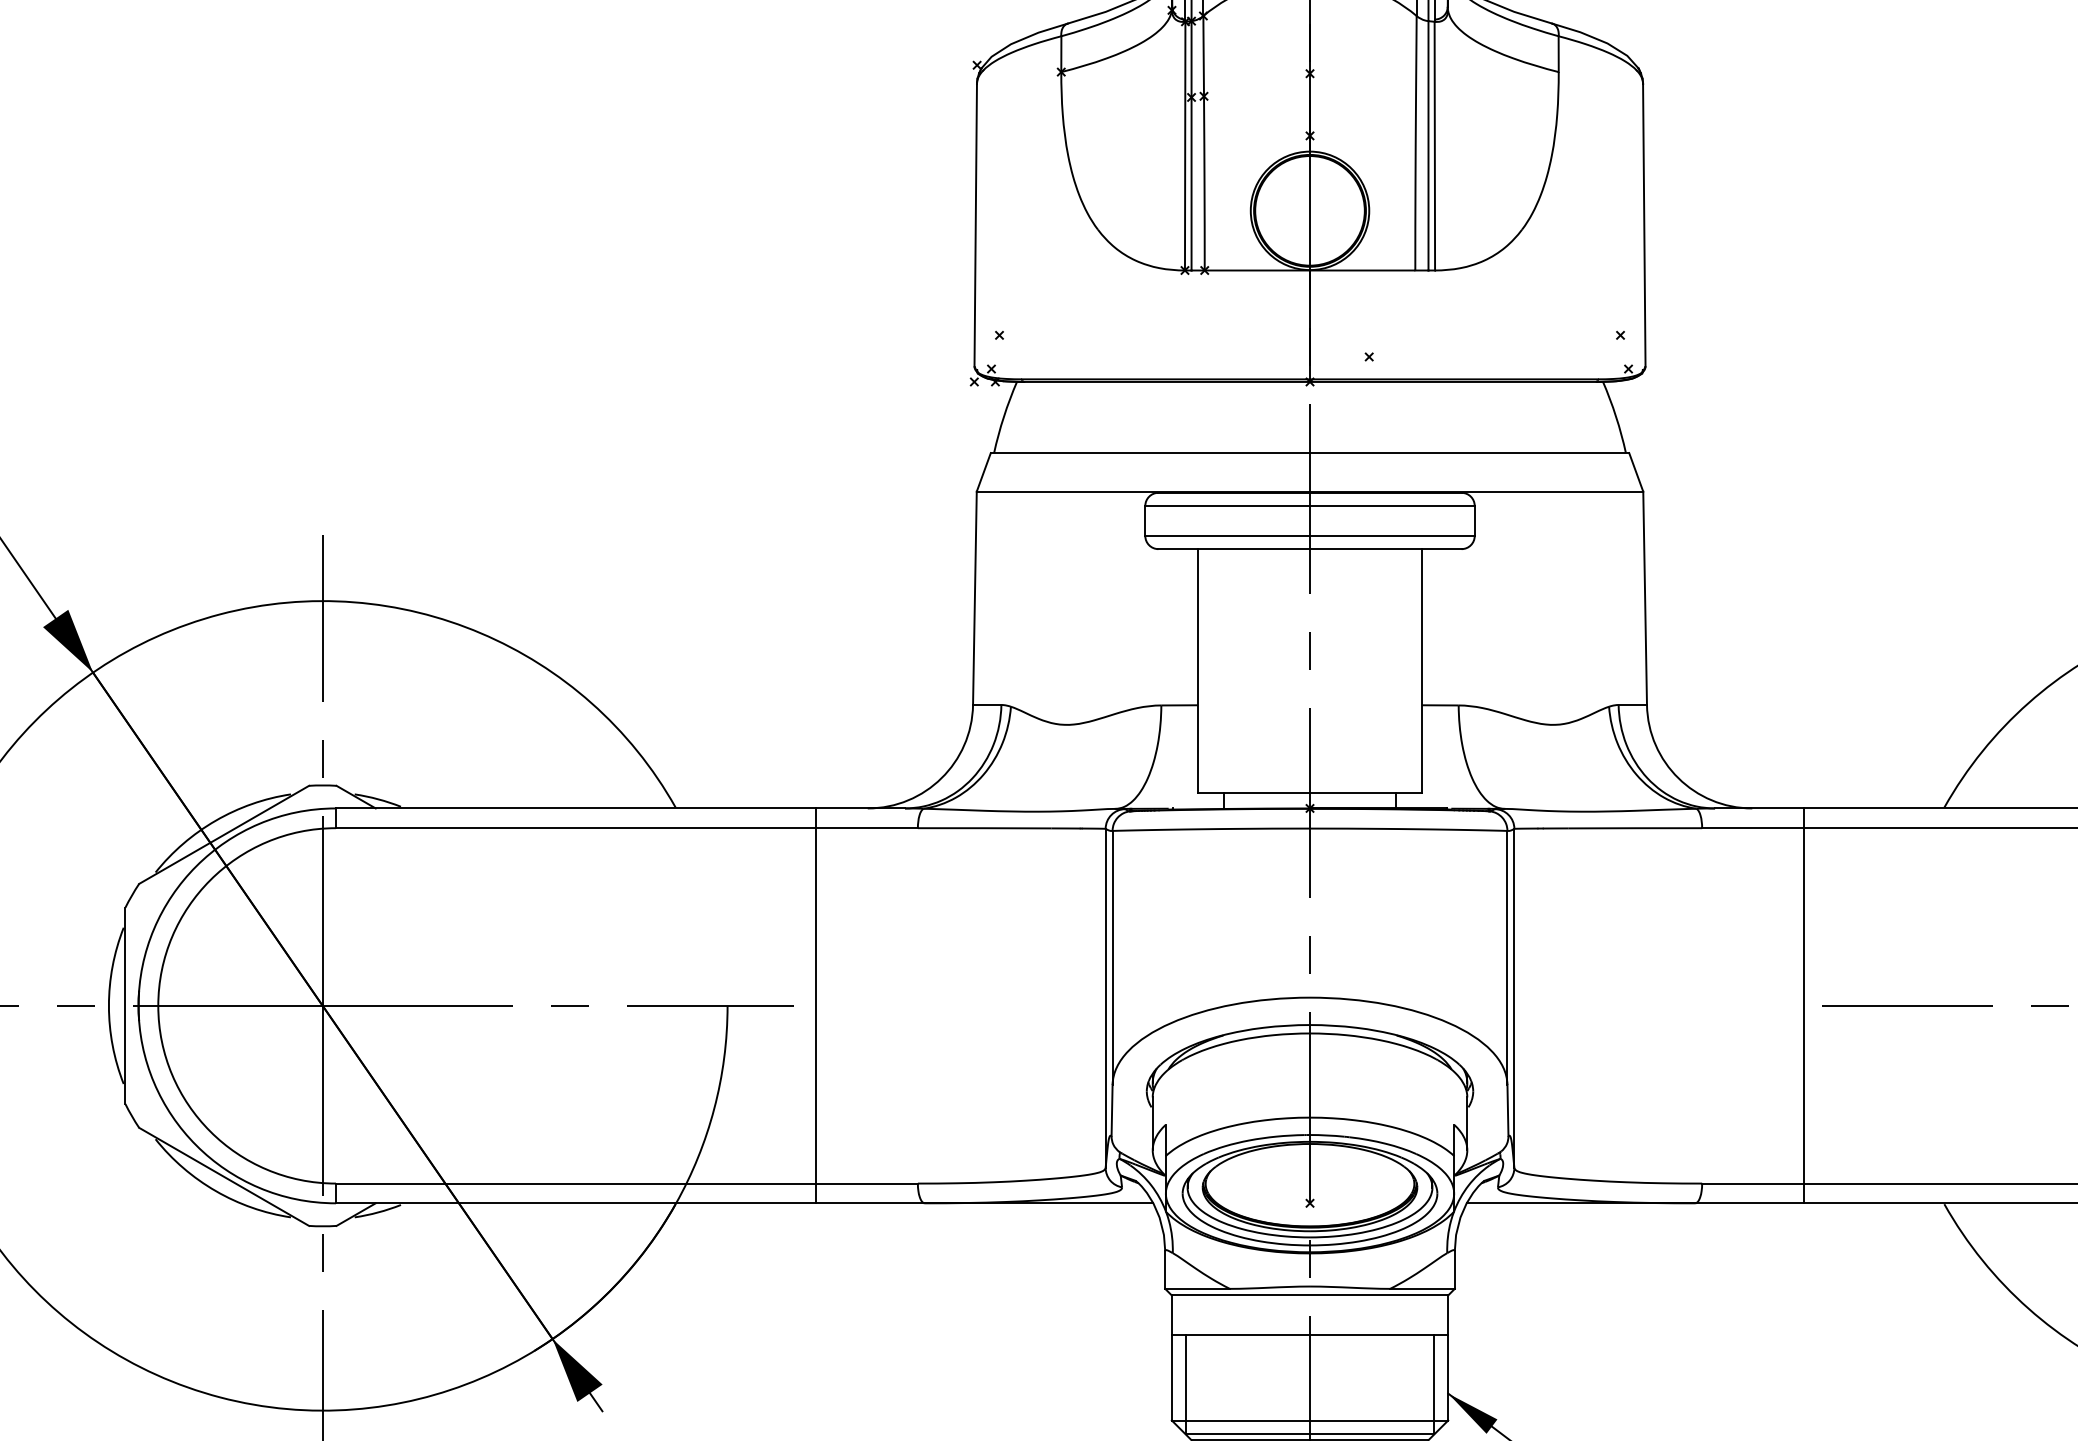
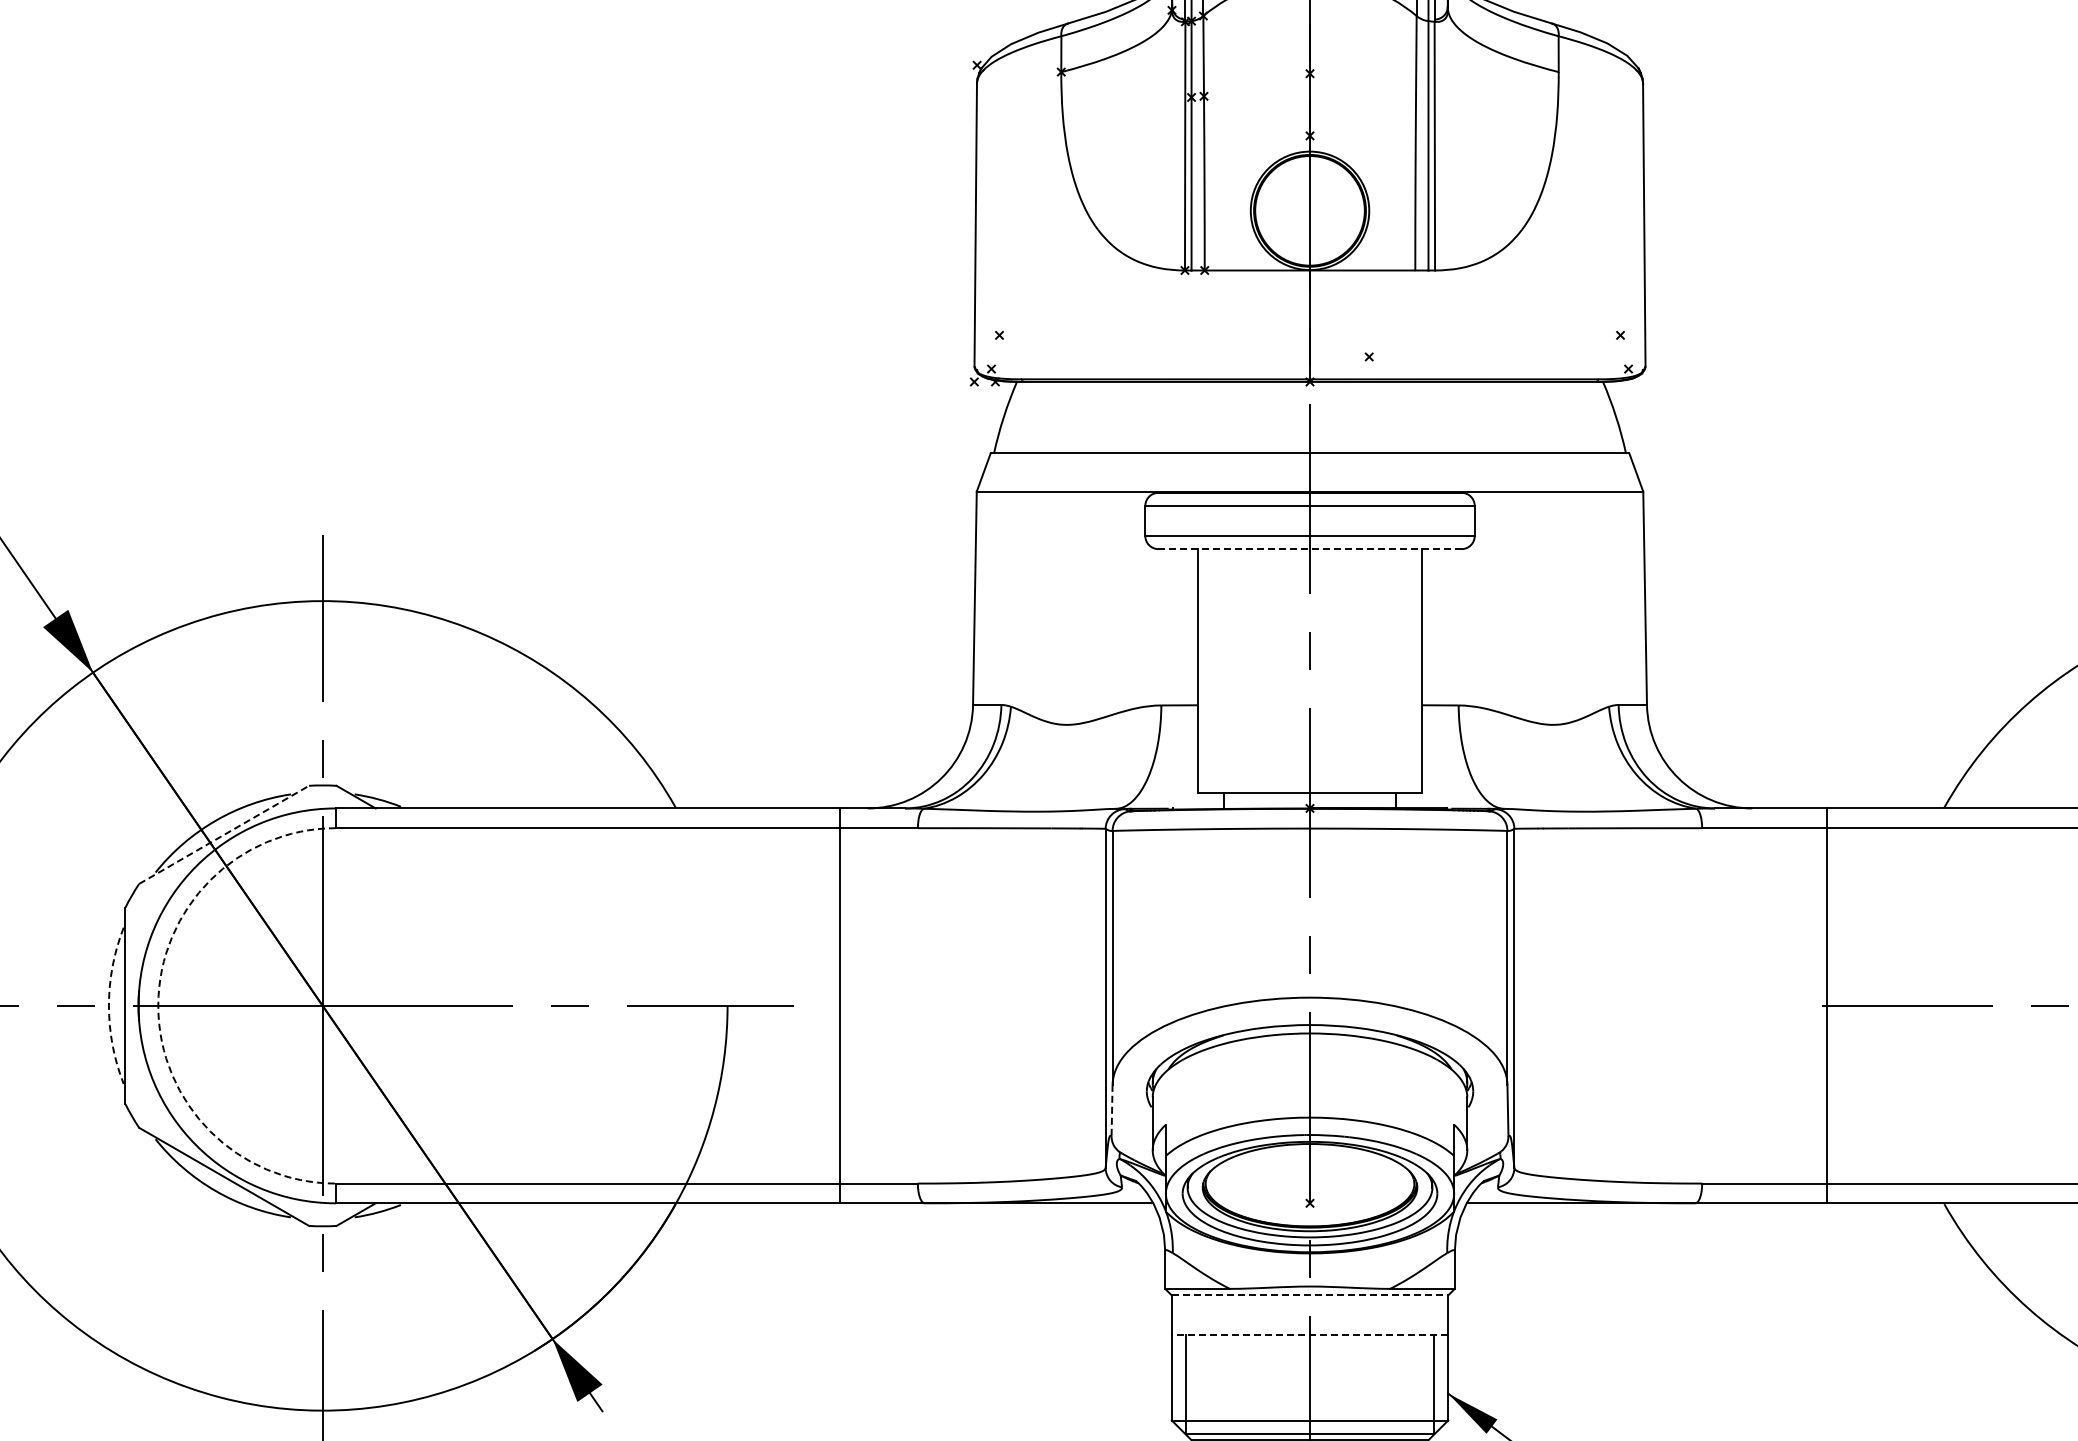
line: solid -> dashed (1310, 549)
line: solid -> dashed (224, 834)
arc: solid -> dashed (108, 1005)
arc: solid -> dashed (158, 1005)
line position: (816, 1005) -> (840, 1005) (840, 1005)
line position: (1803, 1005) -> (1826, 1005) (1826, 1005)
line: solid -> dashed (1112, 1110)
line: solid -> dashed (1310, 1295)
line: solid -> dashed (1309, 1334)
